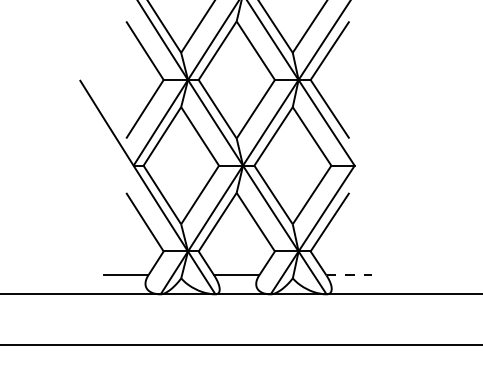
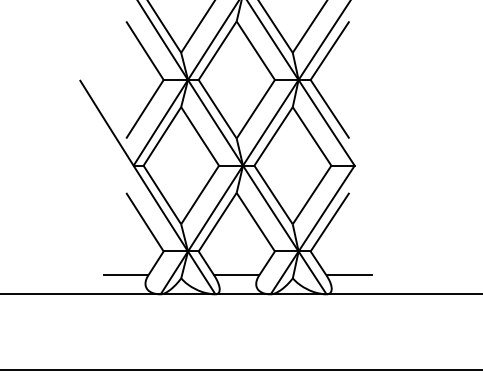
line: dashed -> solid (349, 275)
line position: (240, 344) -> (240, 369) (240, 369)
